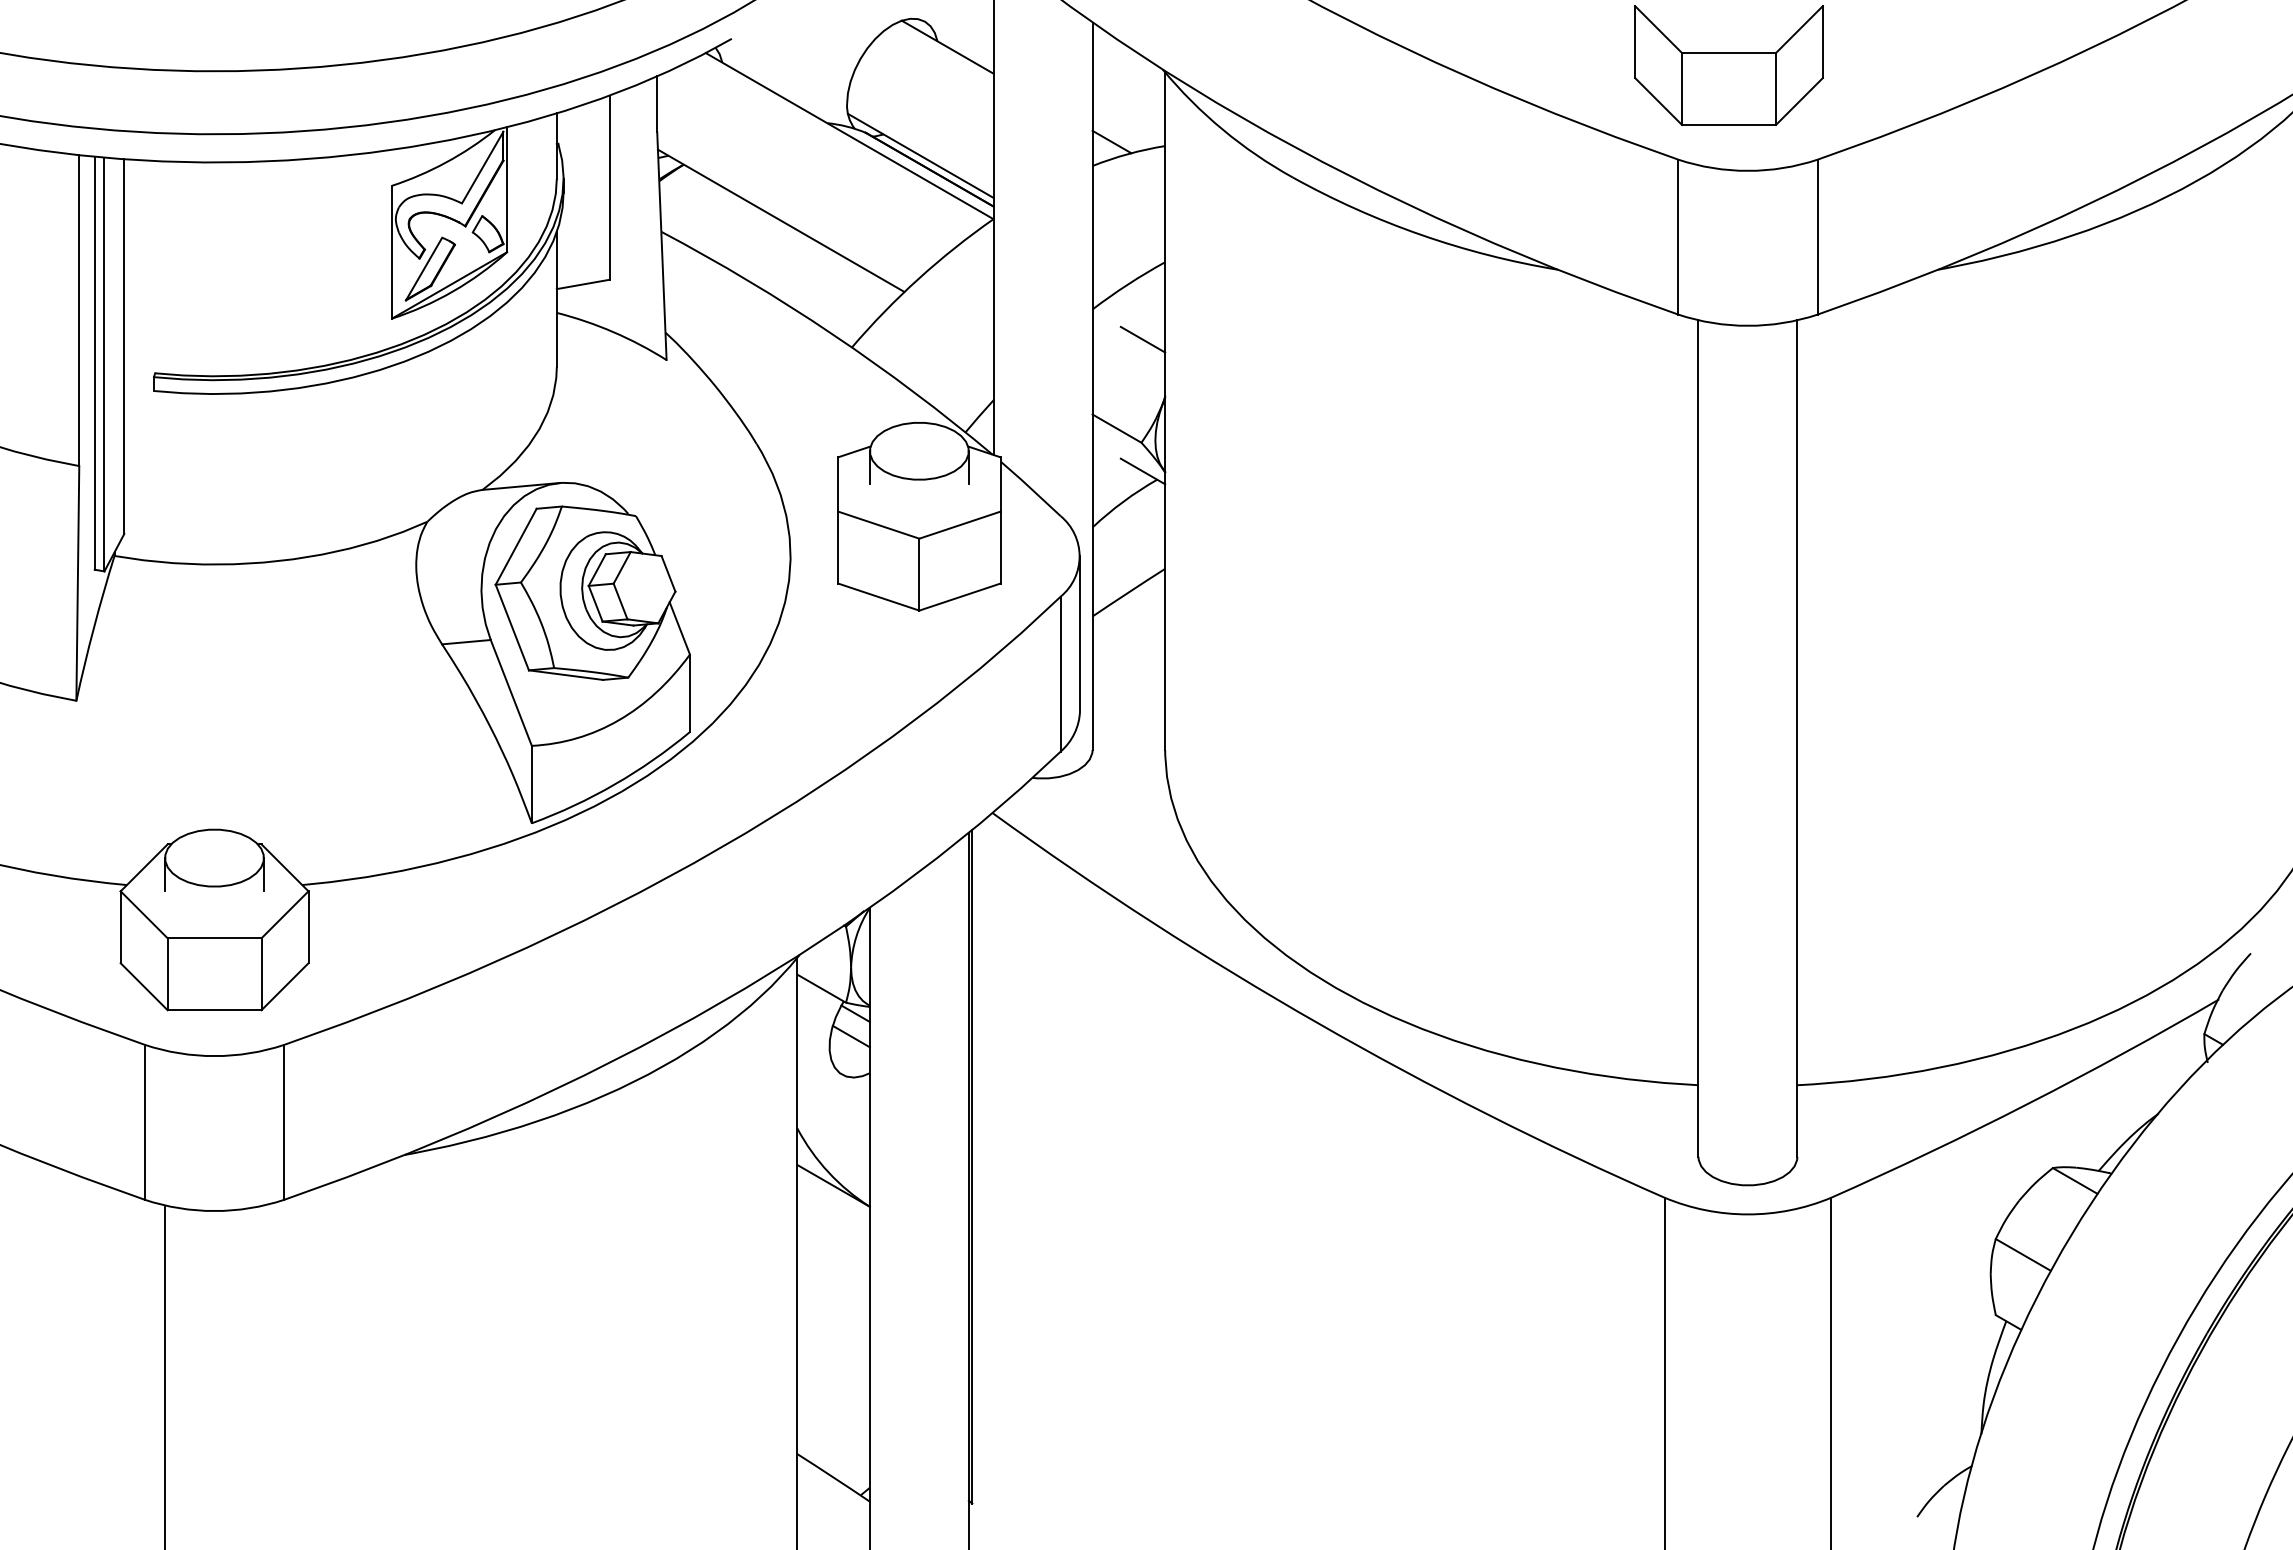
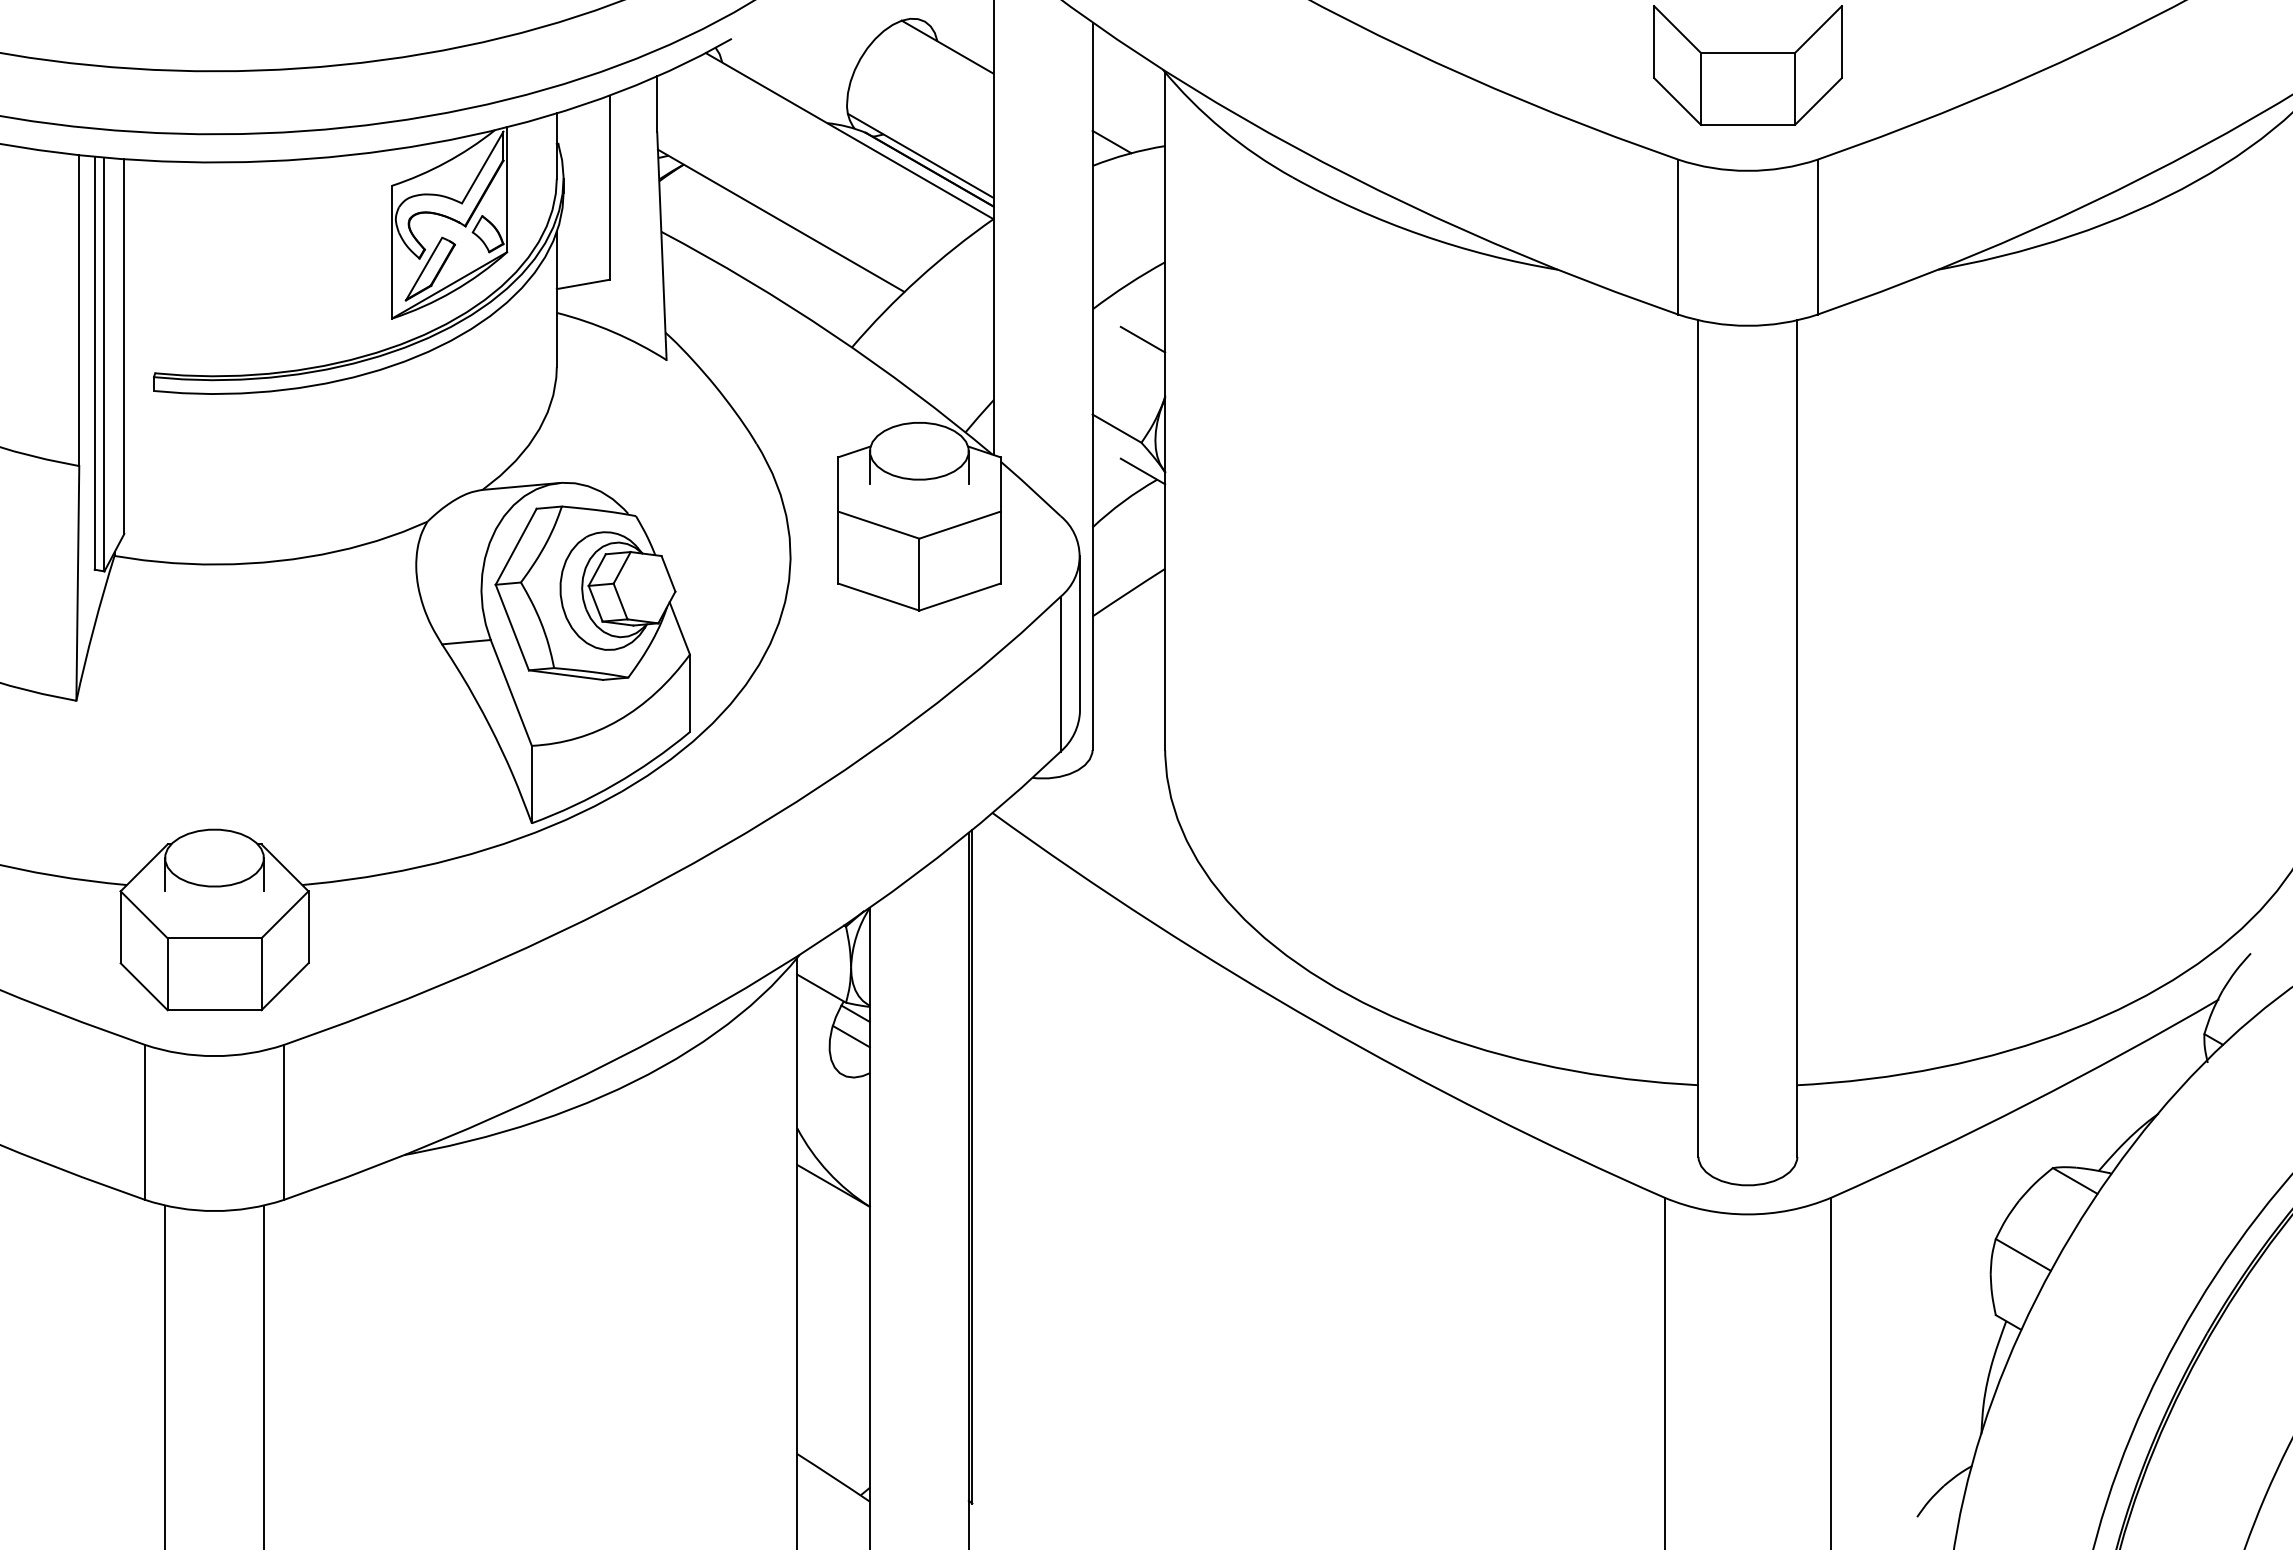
part position: (1728, 65) -> (1747, 65) (1747, 65)
line: none -> present (264, 1375)
